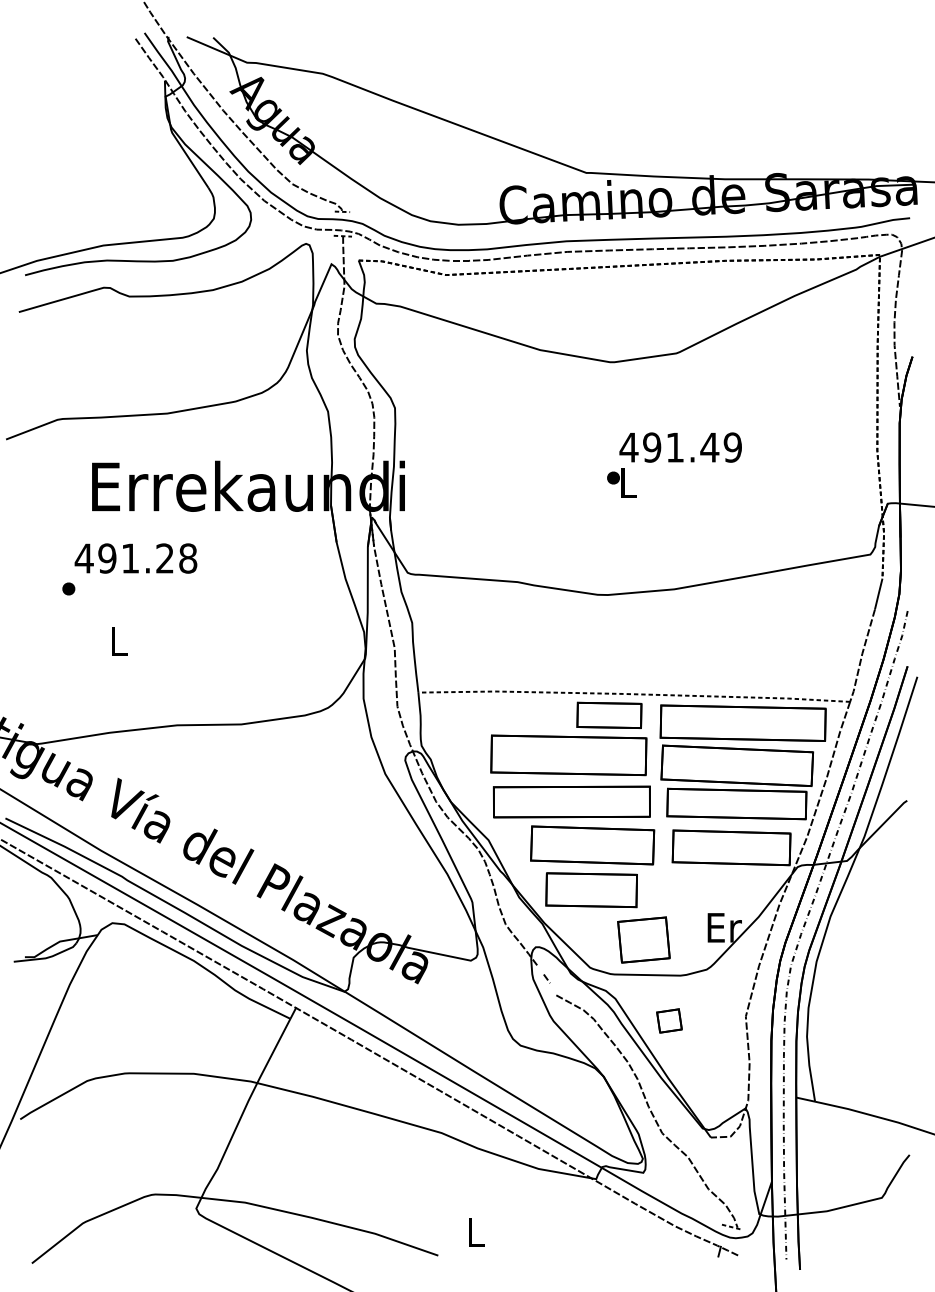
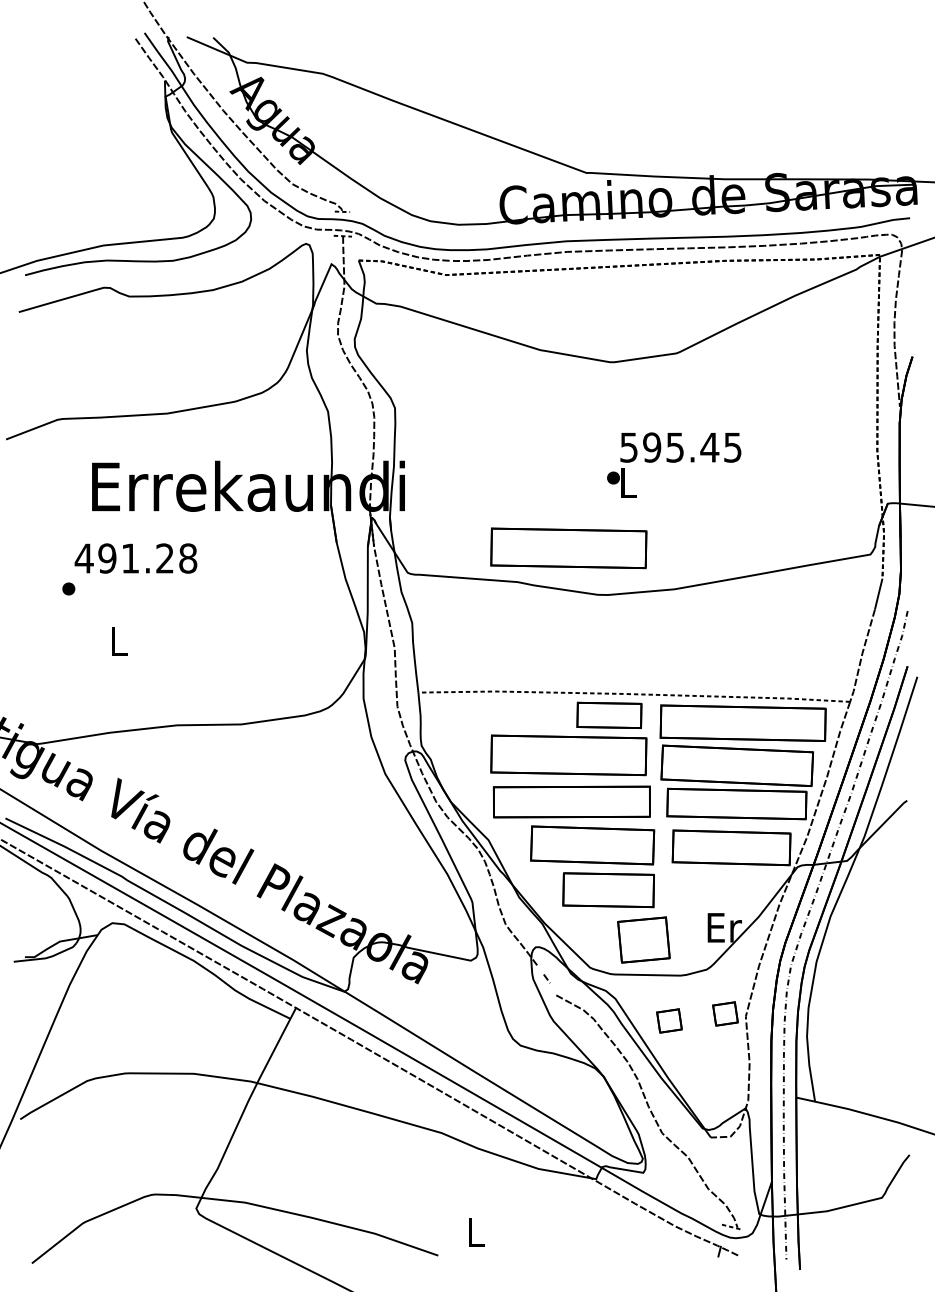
text: 491.49 -> 595.45 (680, 447)
part: none -> present (568, 548)
part position: (591, 890) -> (608, 890) (608, 890)
part: none -> present (725, 1013)
